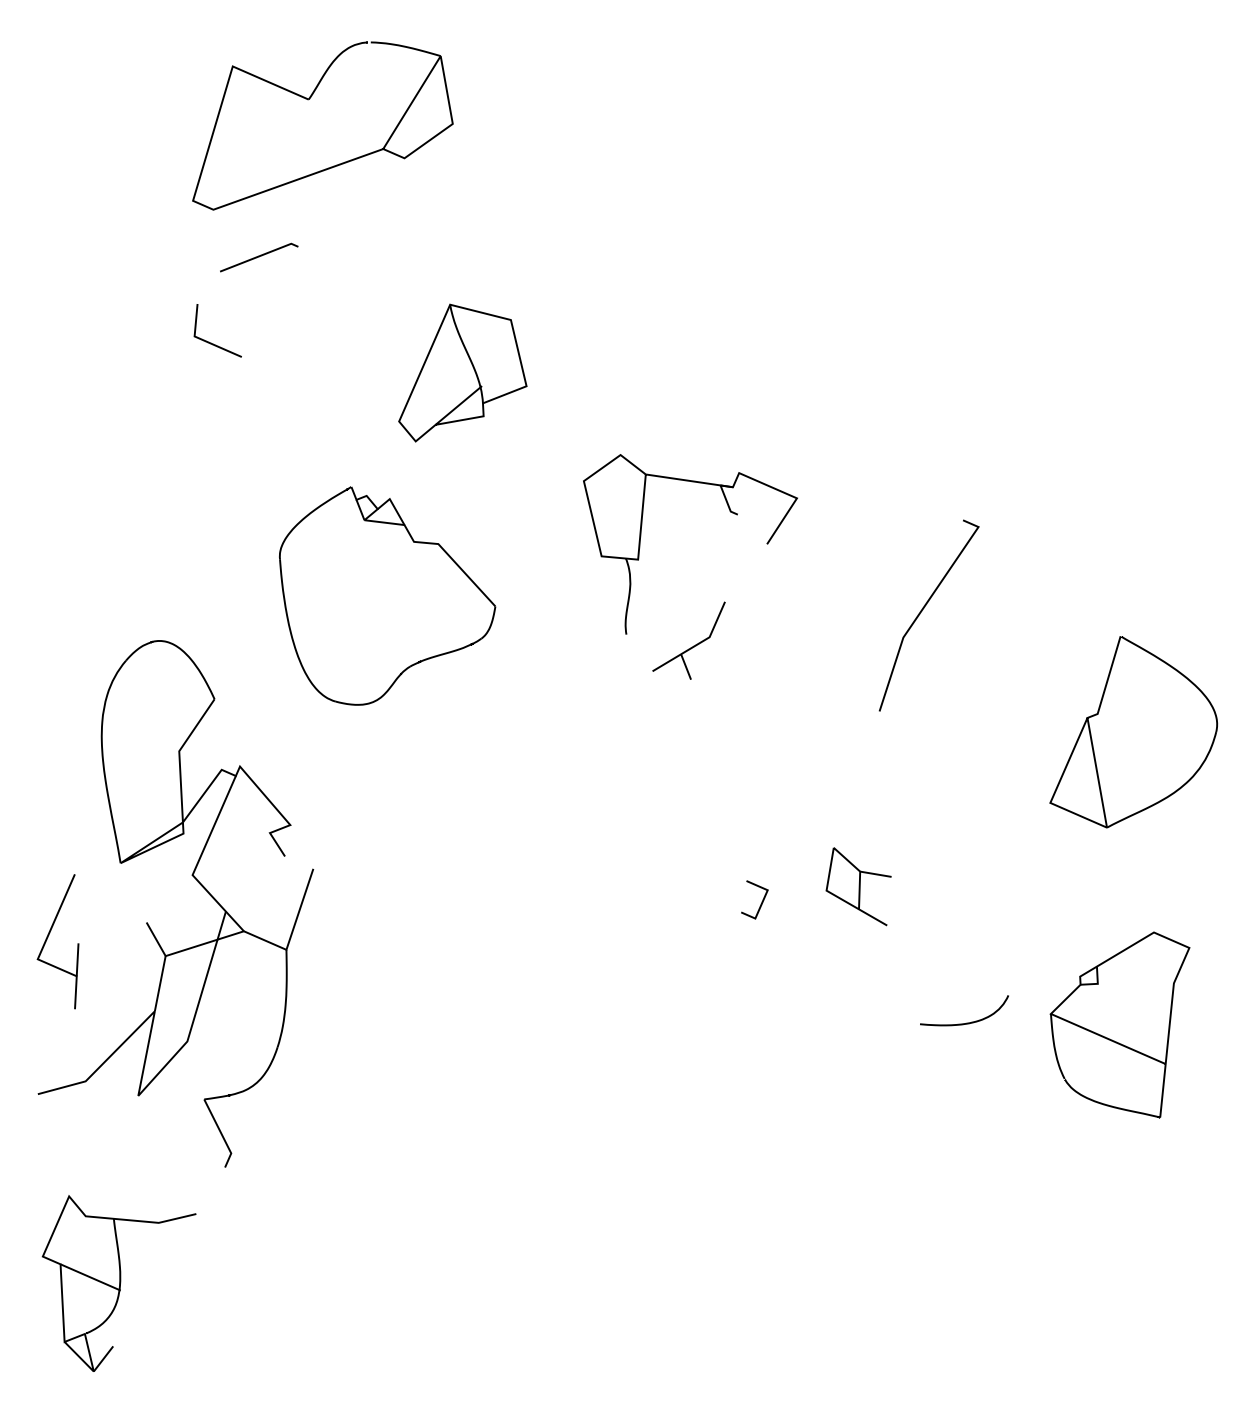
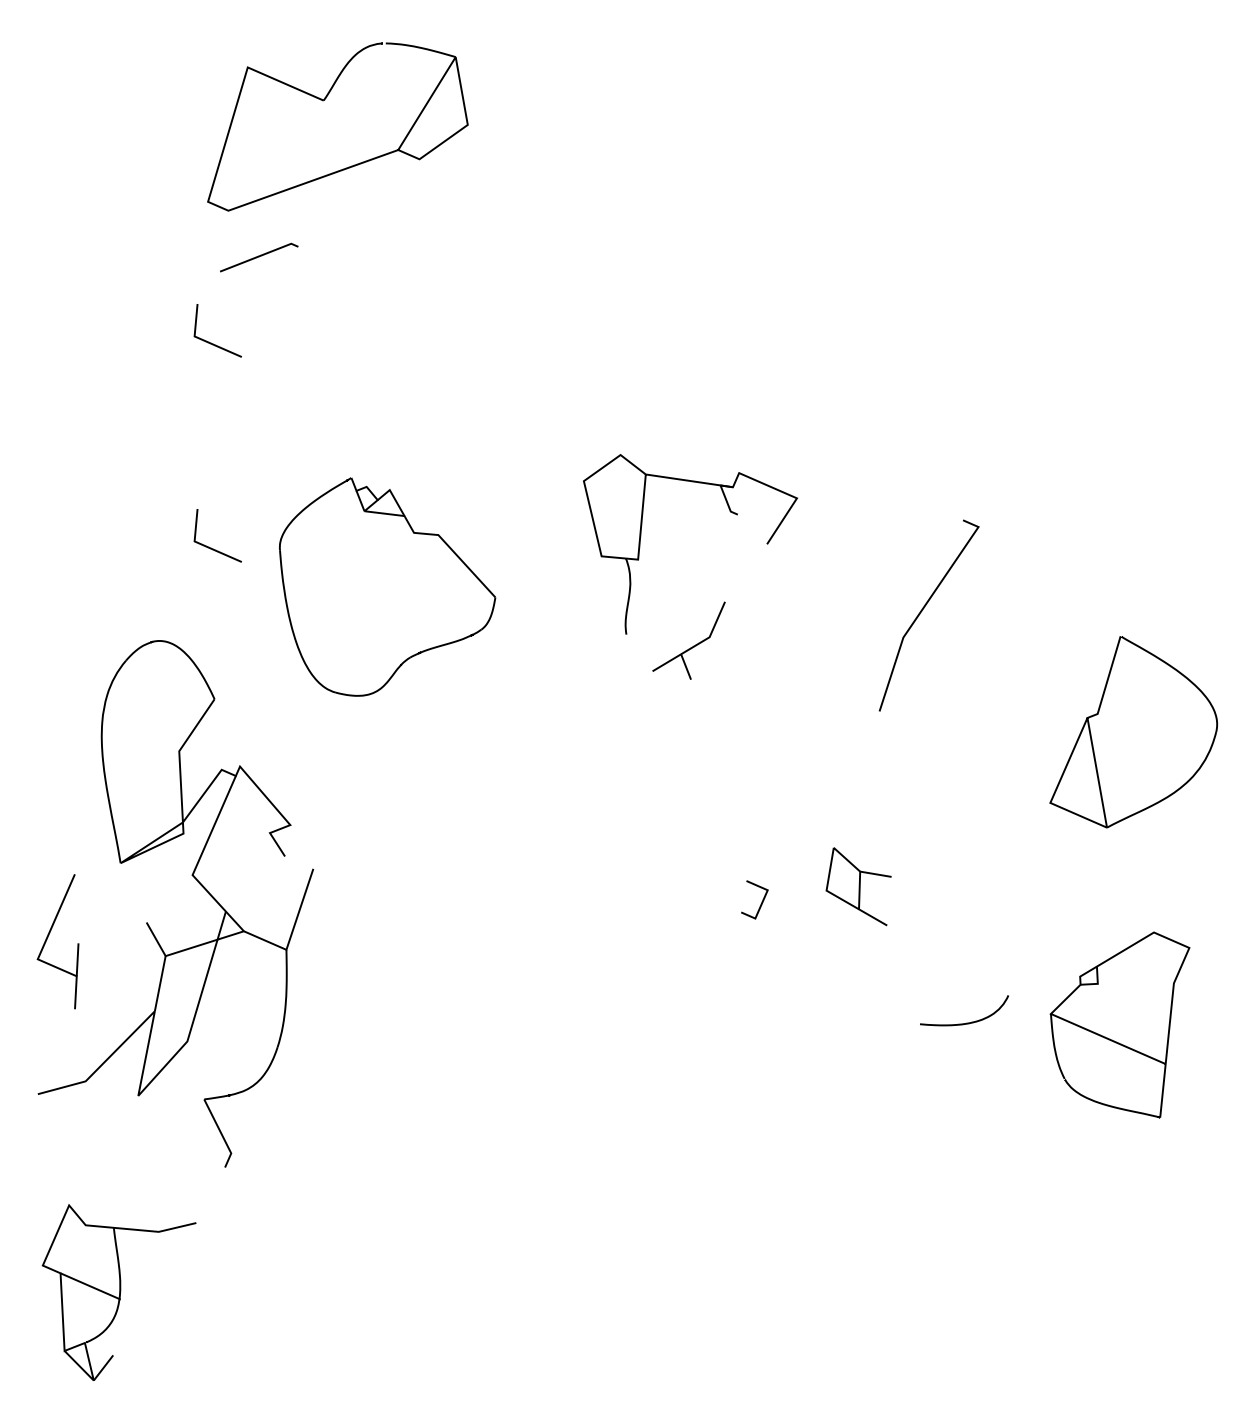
part position: (308, 100) -> (323, 101) (323, 101)
part: present -> none (462, 372)
line: none -> present (211, 547)
part position: (387, 595) -> (387, 586) (387, 586)
part position: (118, 1283) -> (118, 1292) (118, 1292)
